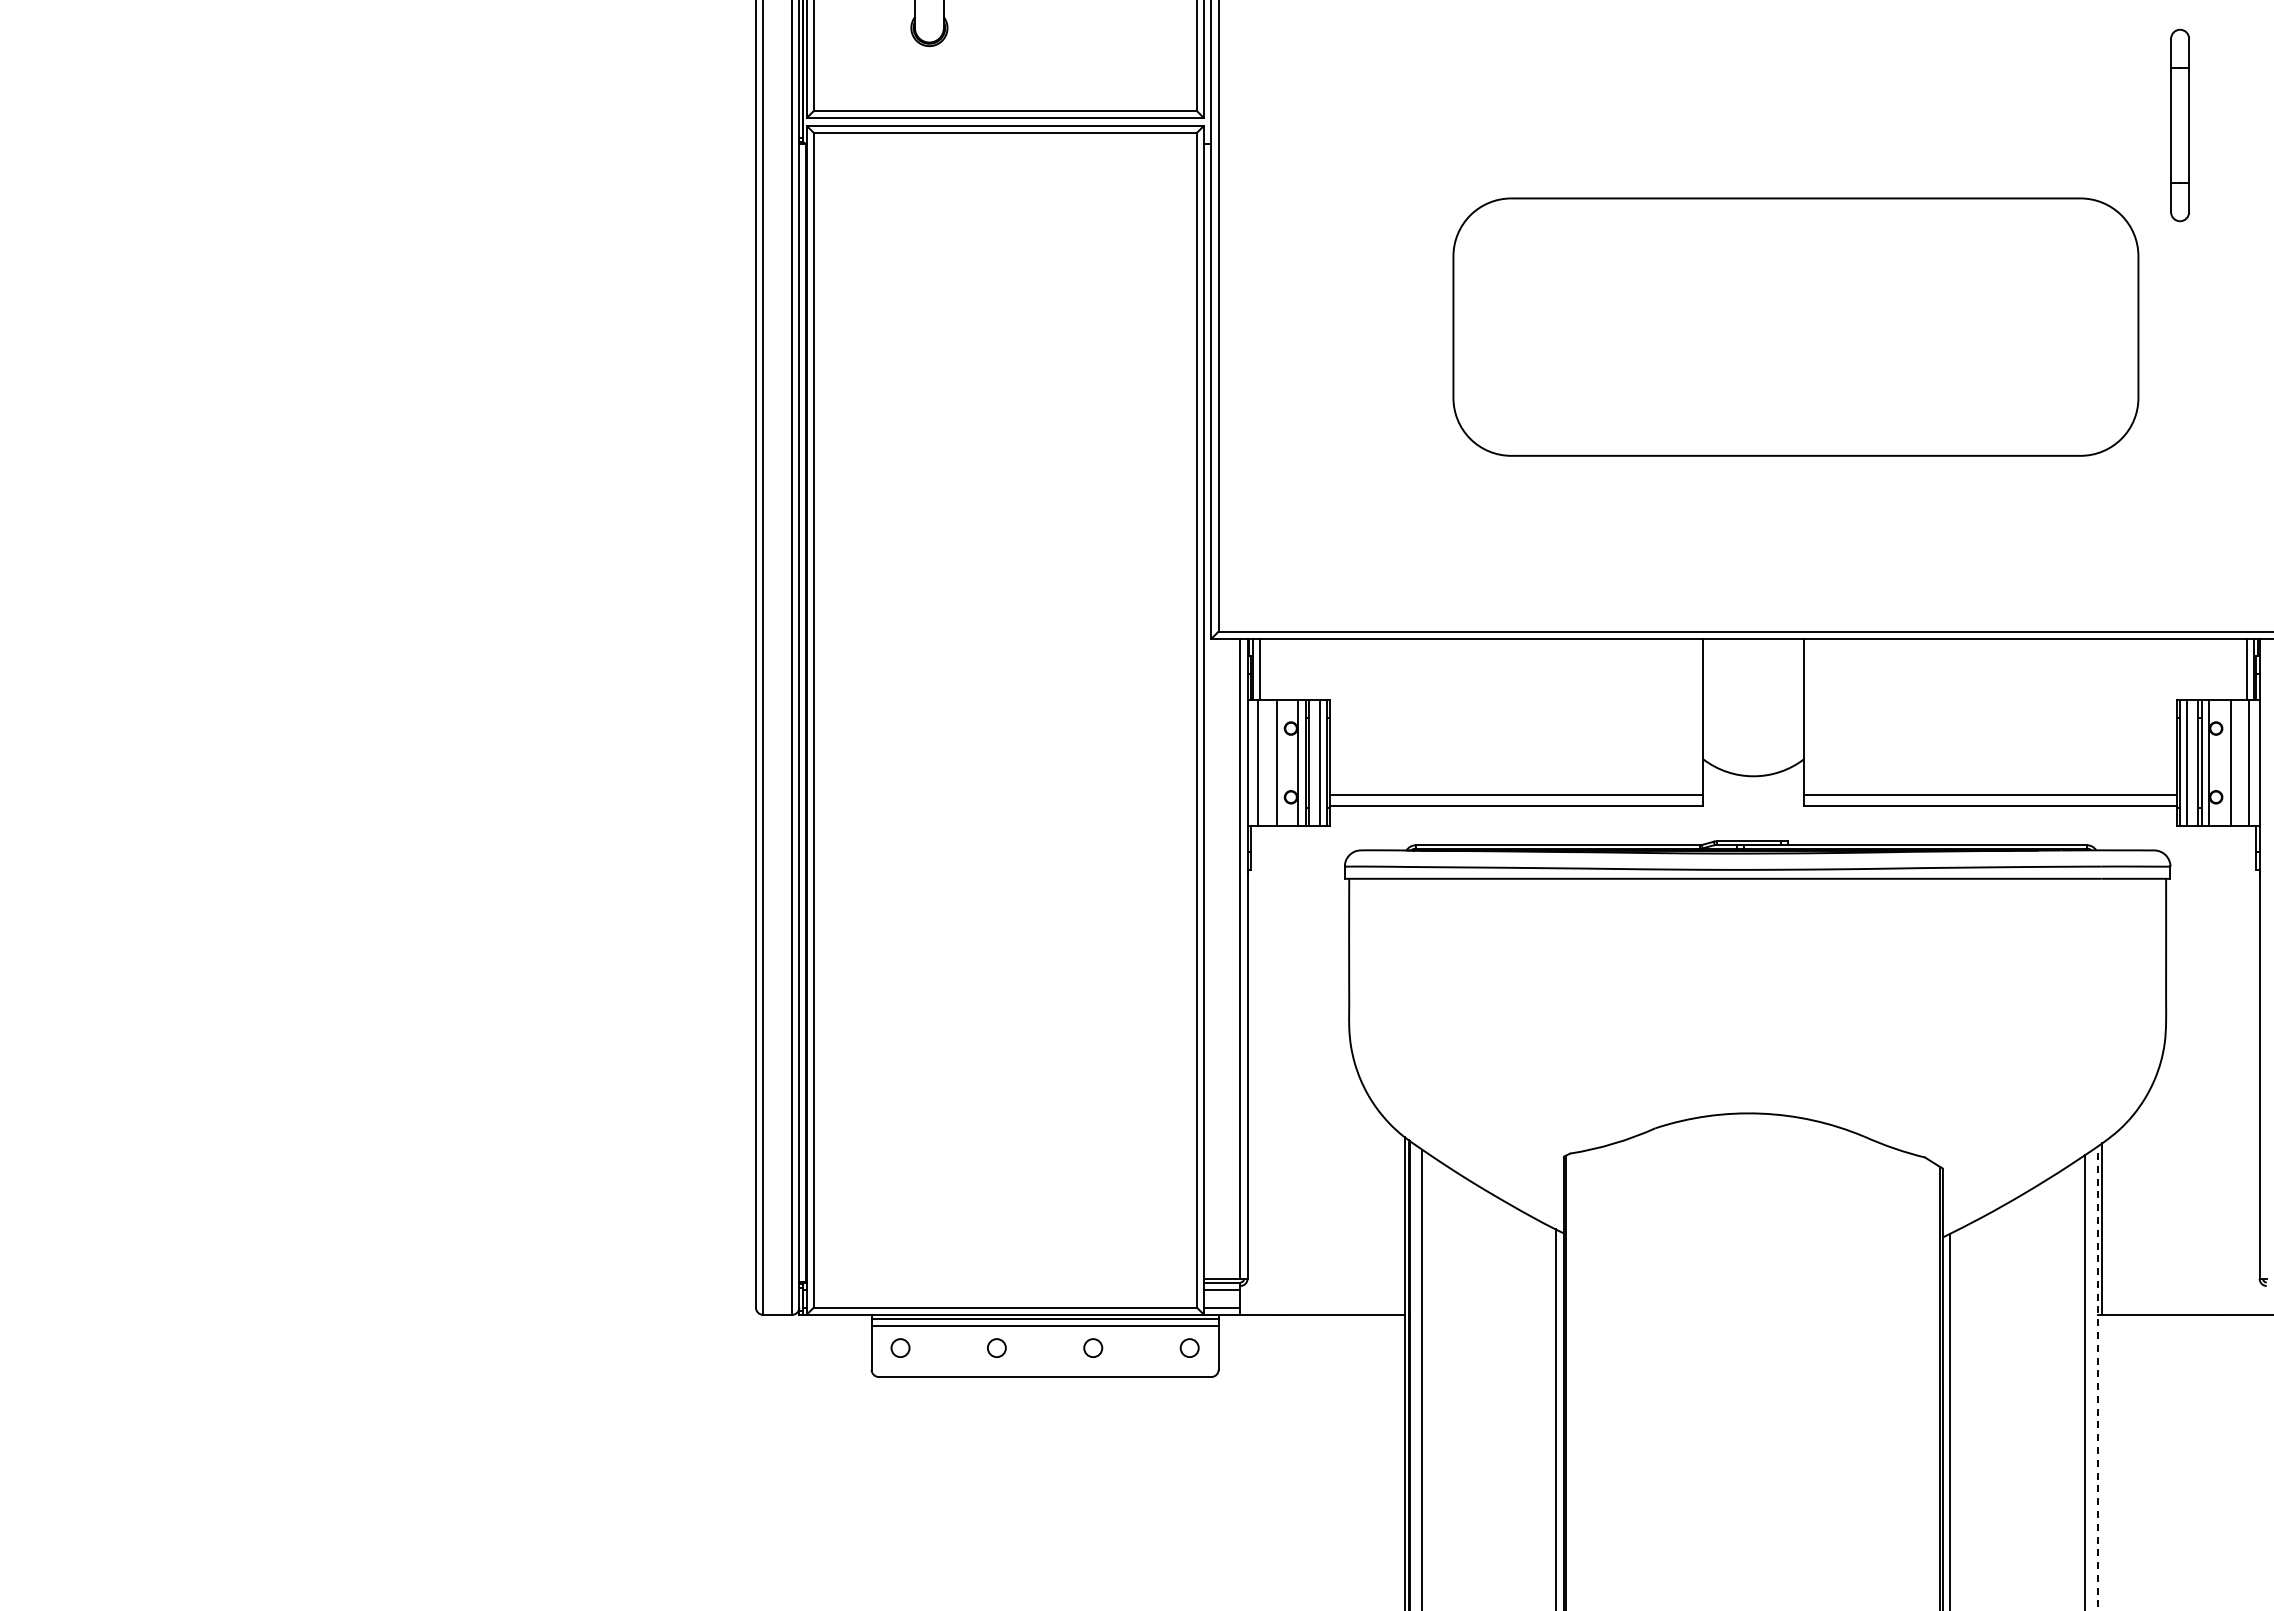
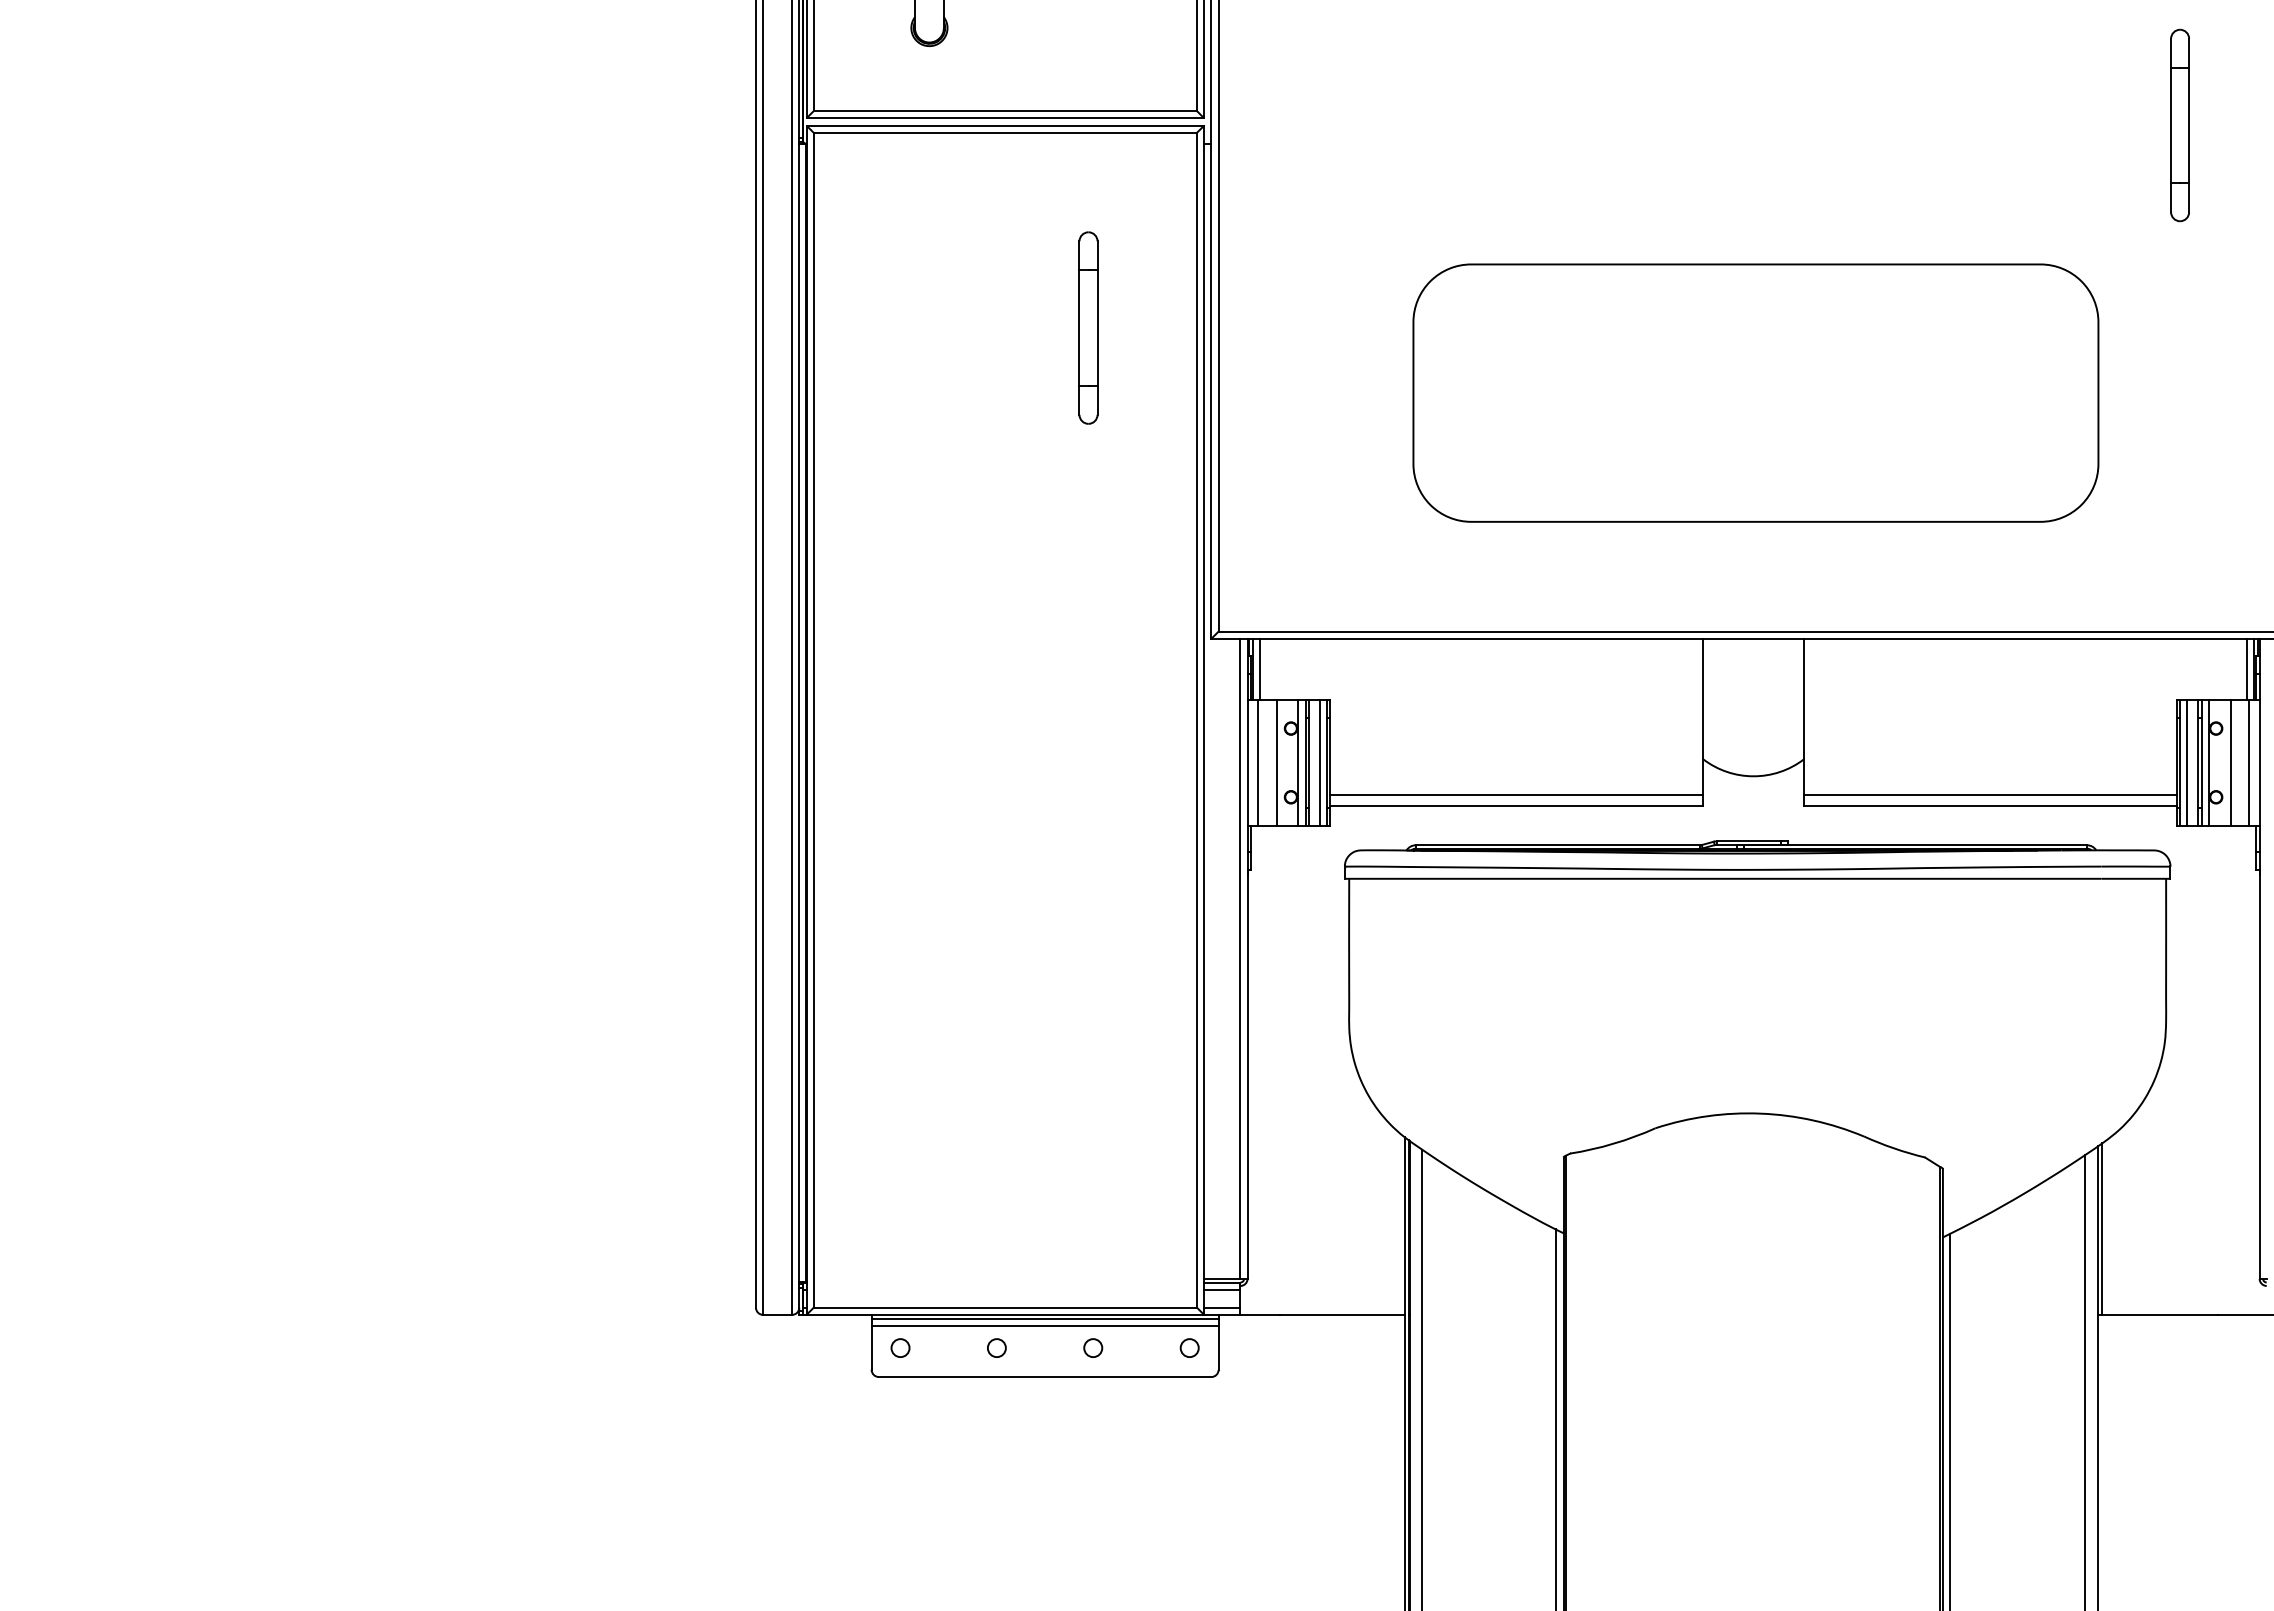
part position: (1795, 326) -> (1755, 392) (1755, 392)
part: none -> present (1088, 327)
line: dashed -> solid (2097, 1378)
